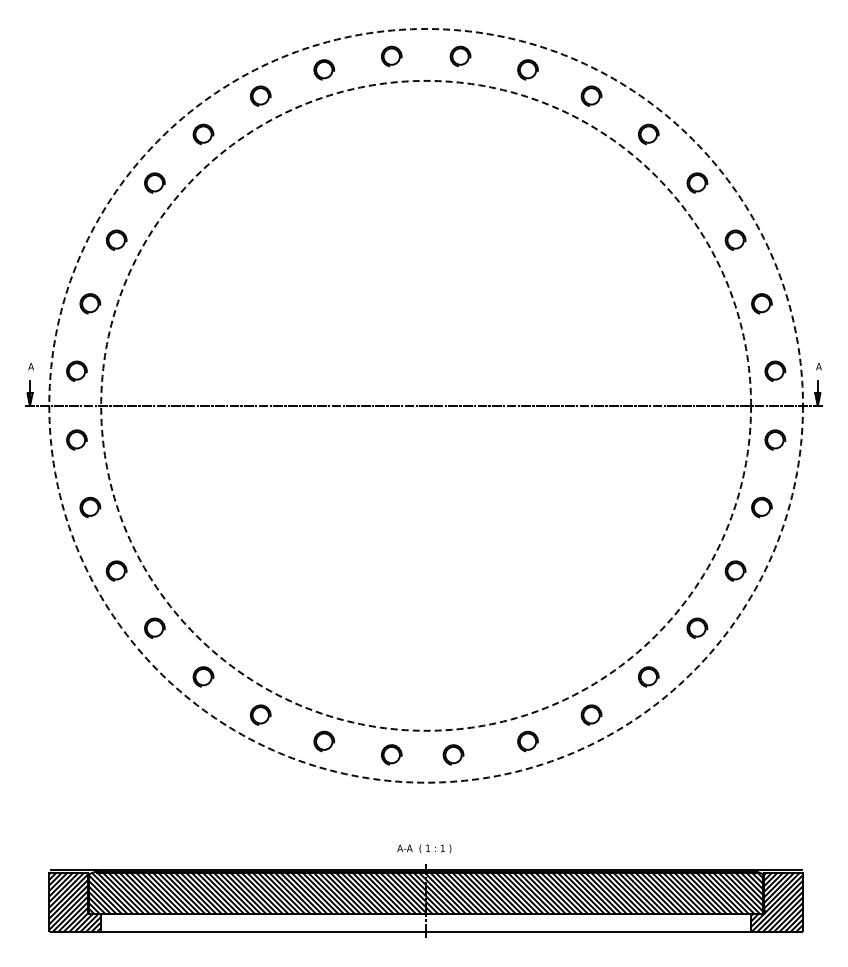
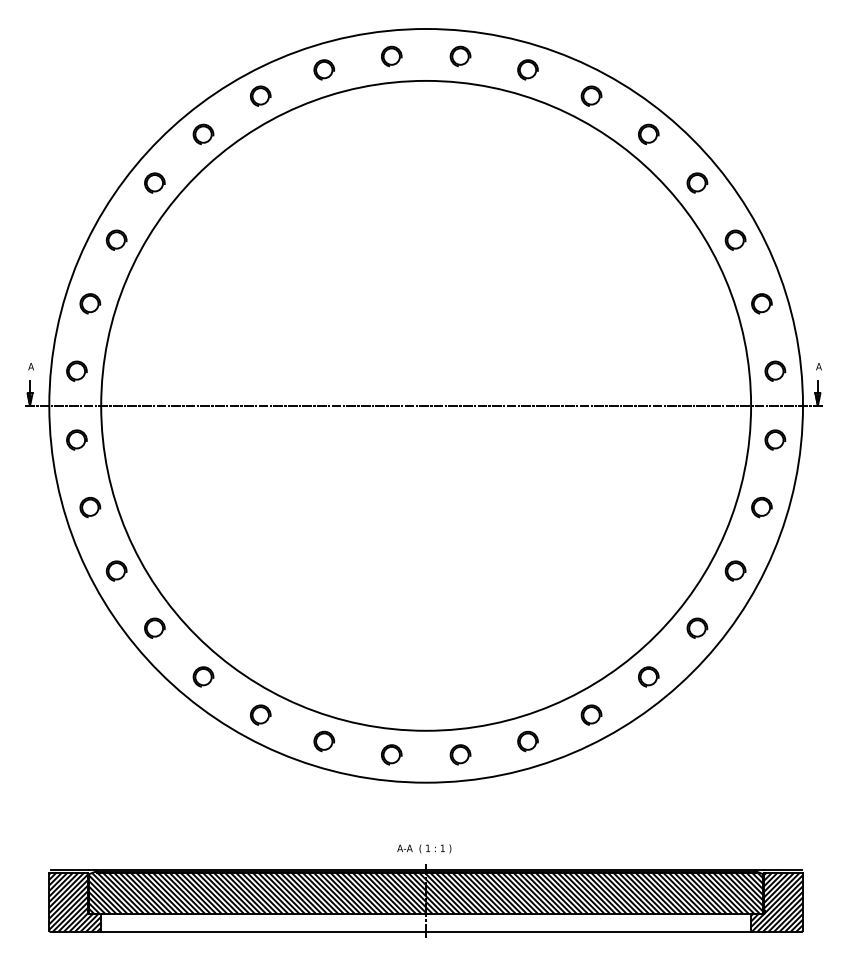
circle: dashed -> solid (426, 405)
circle: dashed -> solid (426, 405)
part position: (453, 754) -> (460, 754) (460, 754)
